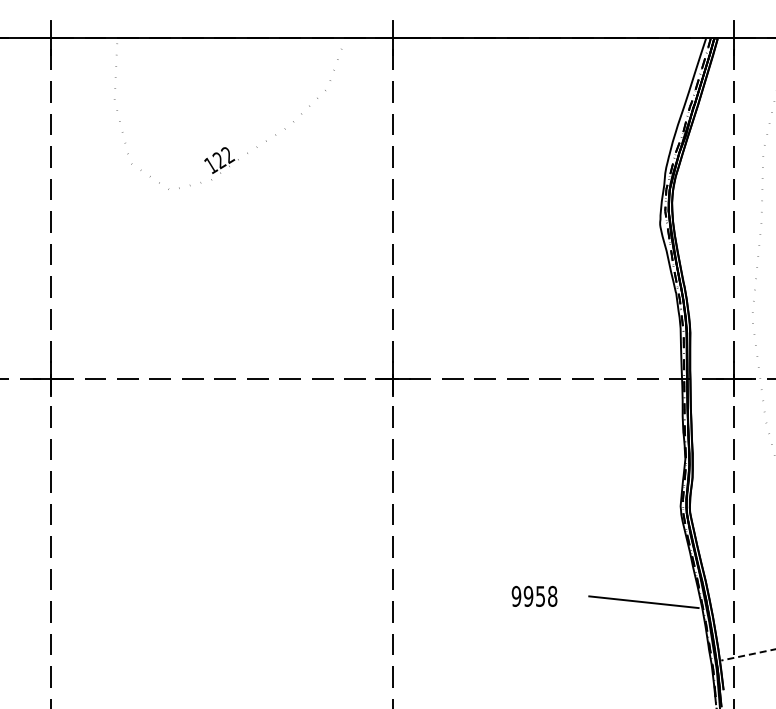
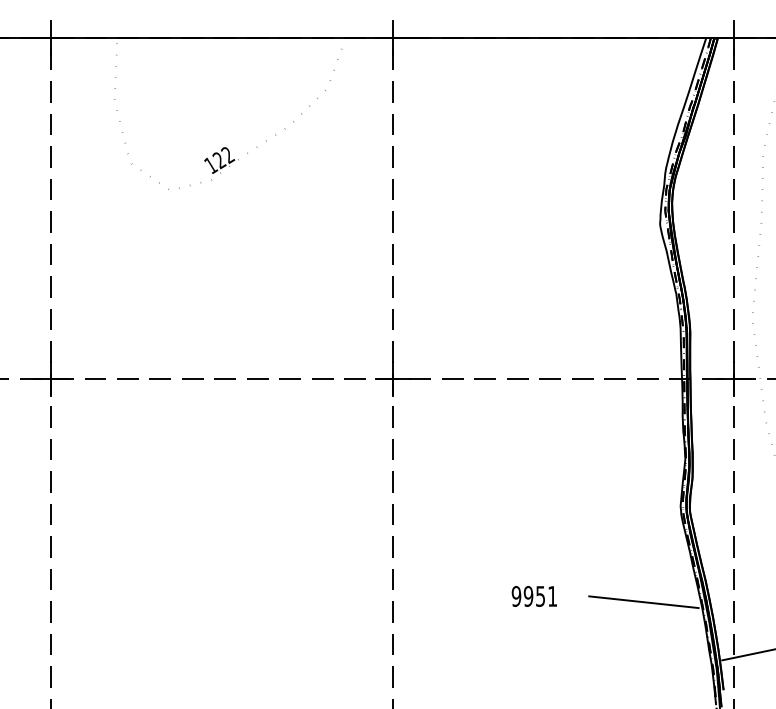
text: 9958 -> 9951 (552, 595)
line: dashed -> solid (748, 654)
